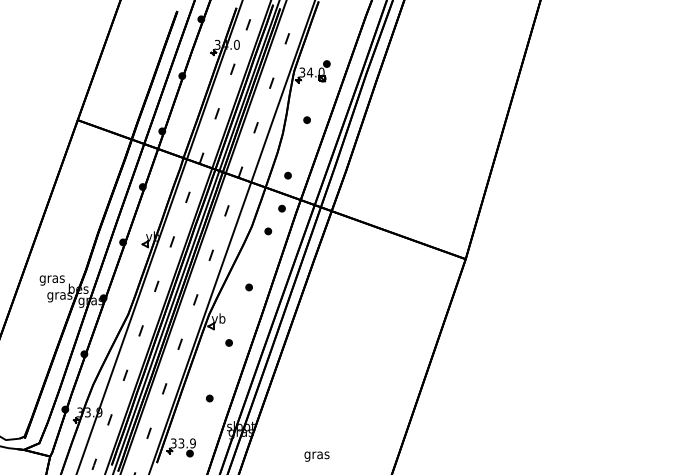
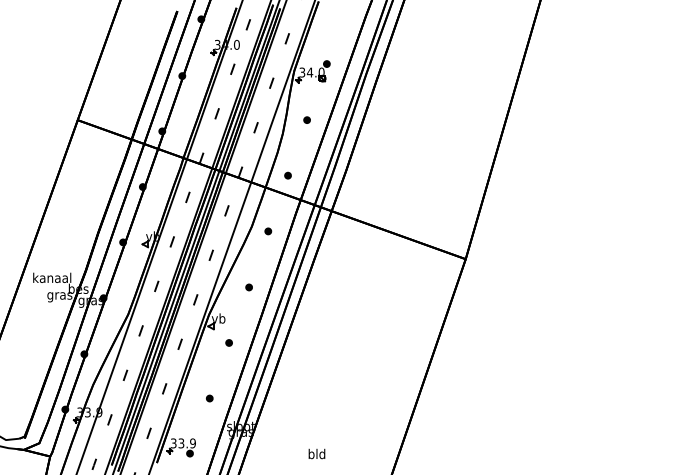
part: present -> none (281, 208)
text: gras -> kanaal (52, 278)
text: gras -> bld (316, 454)
